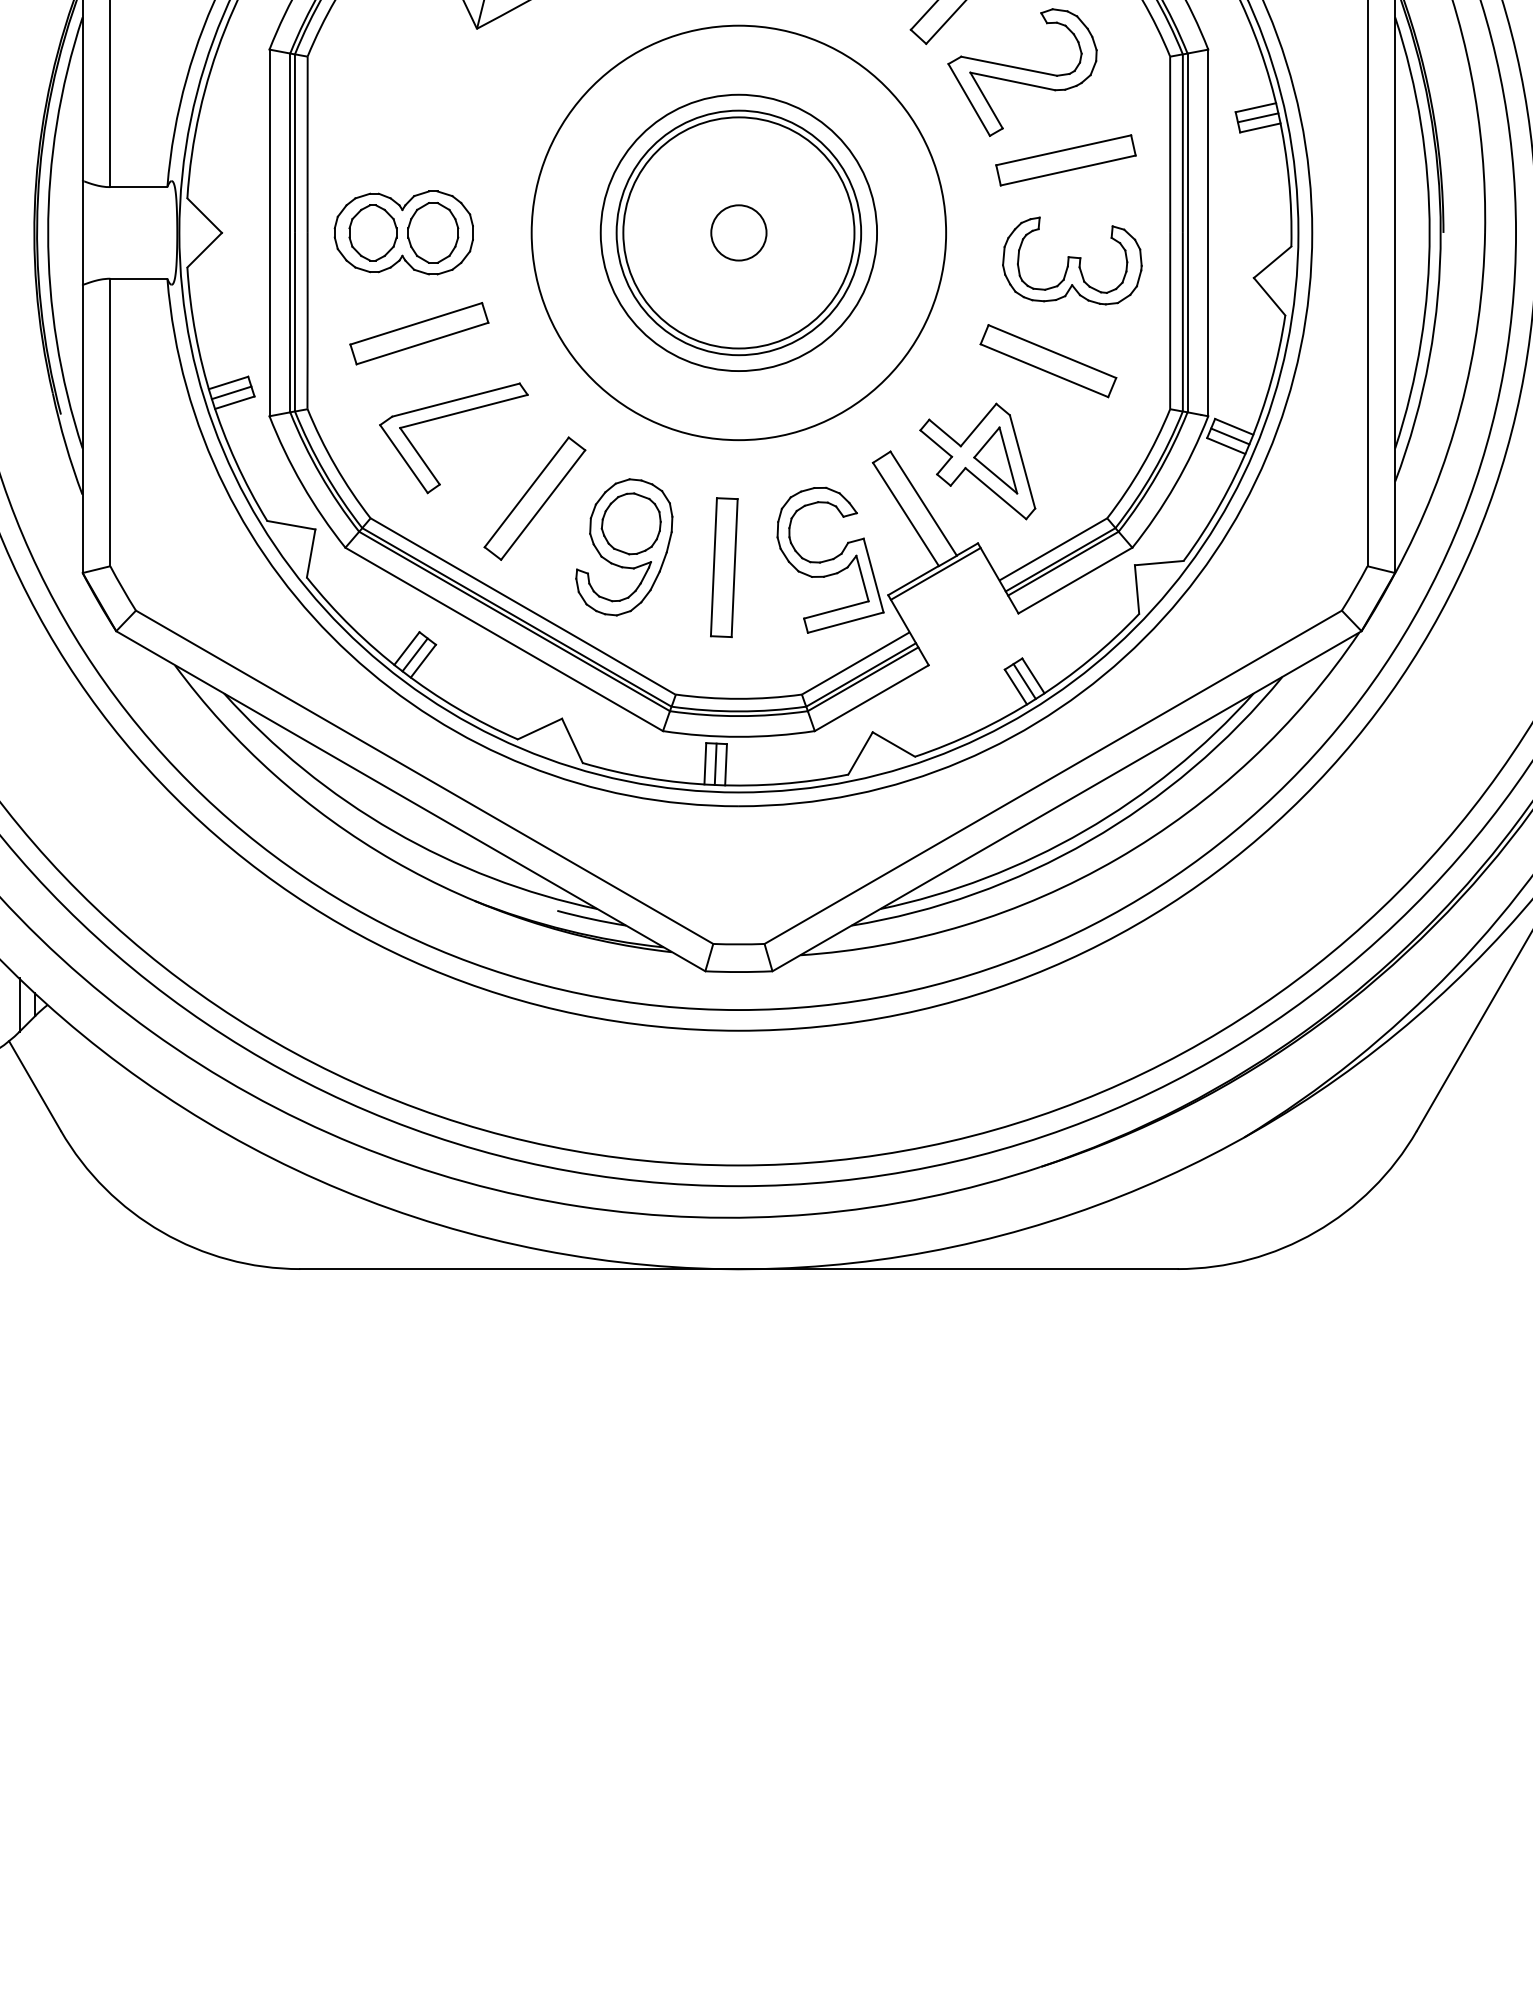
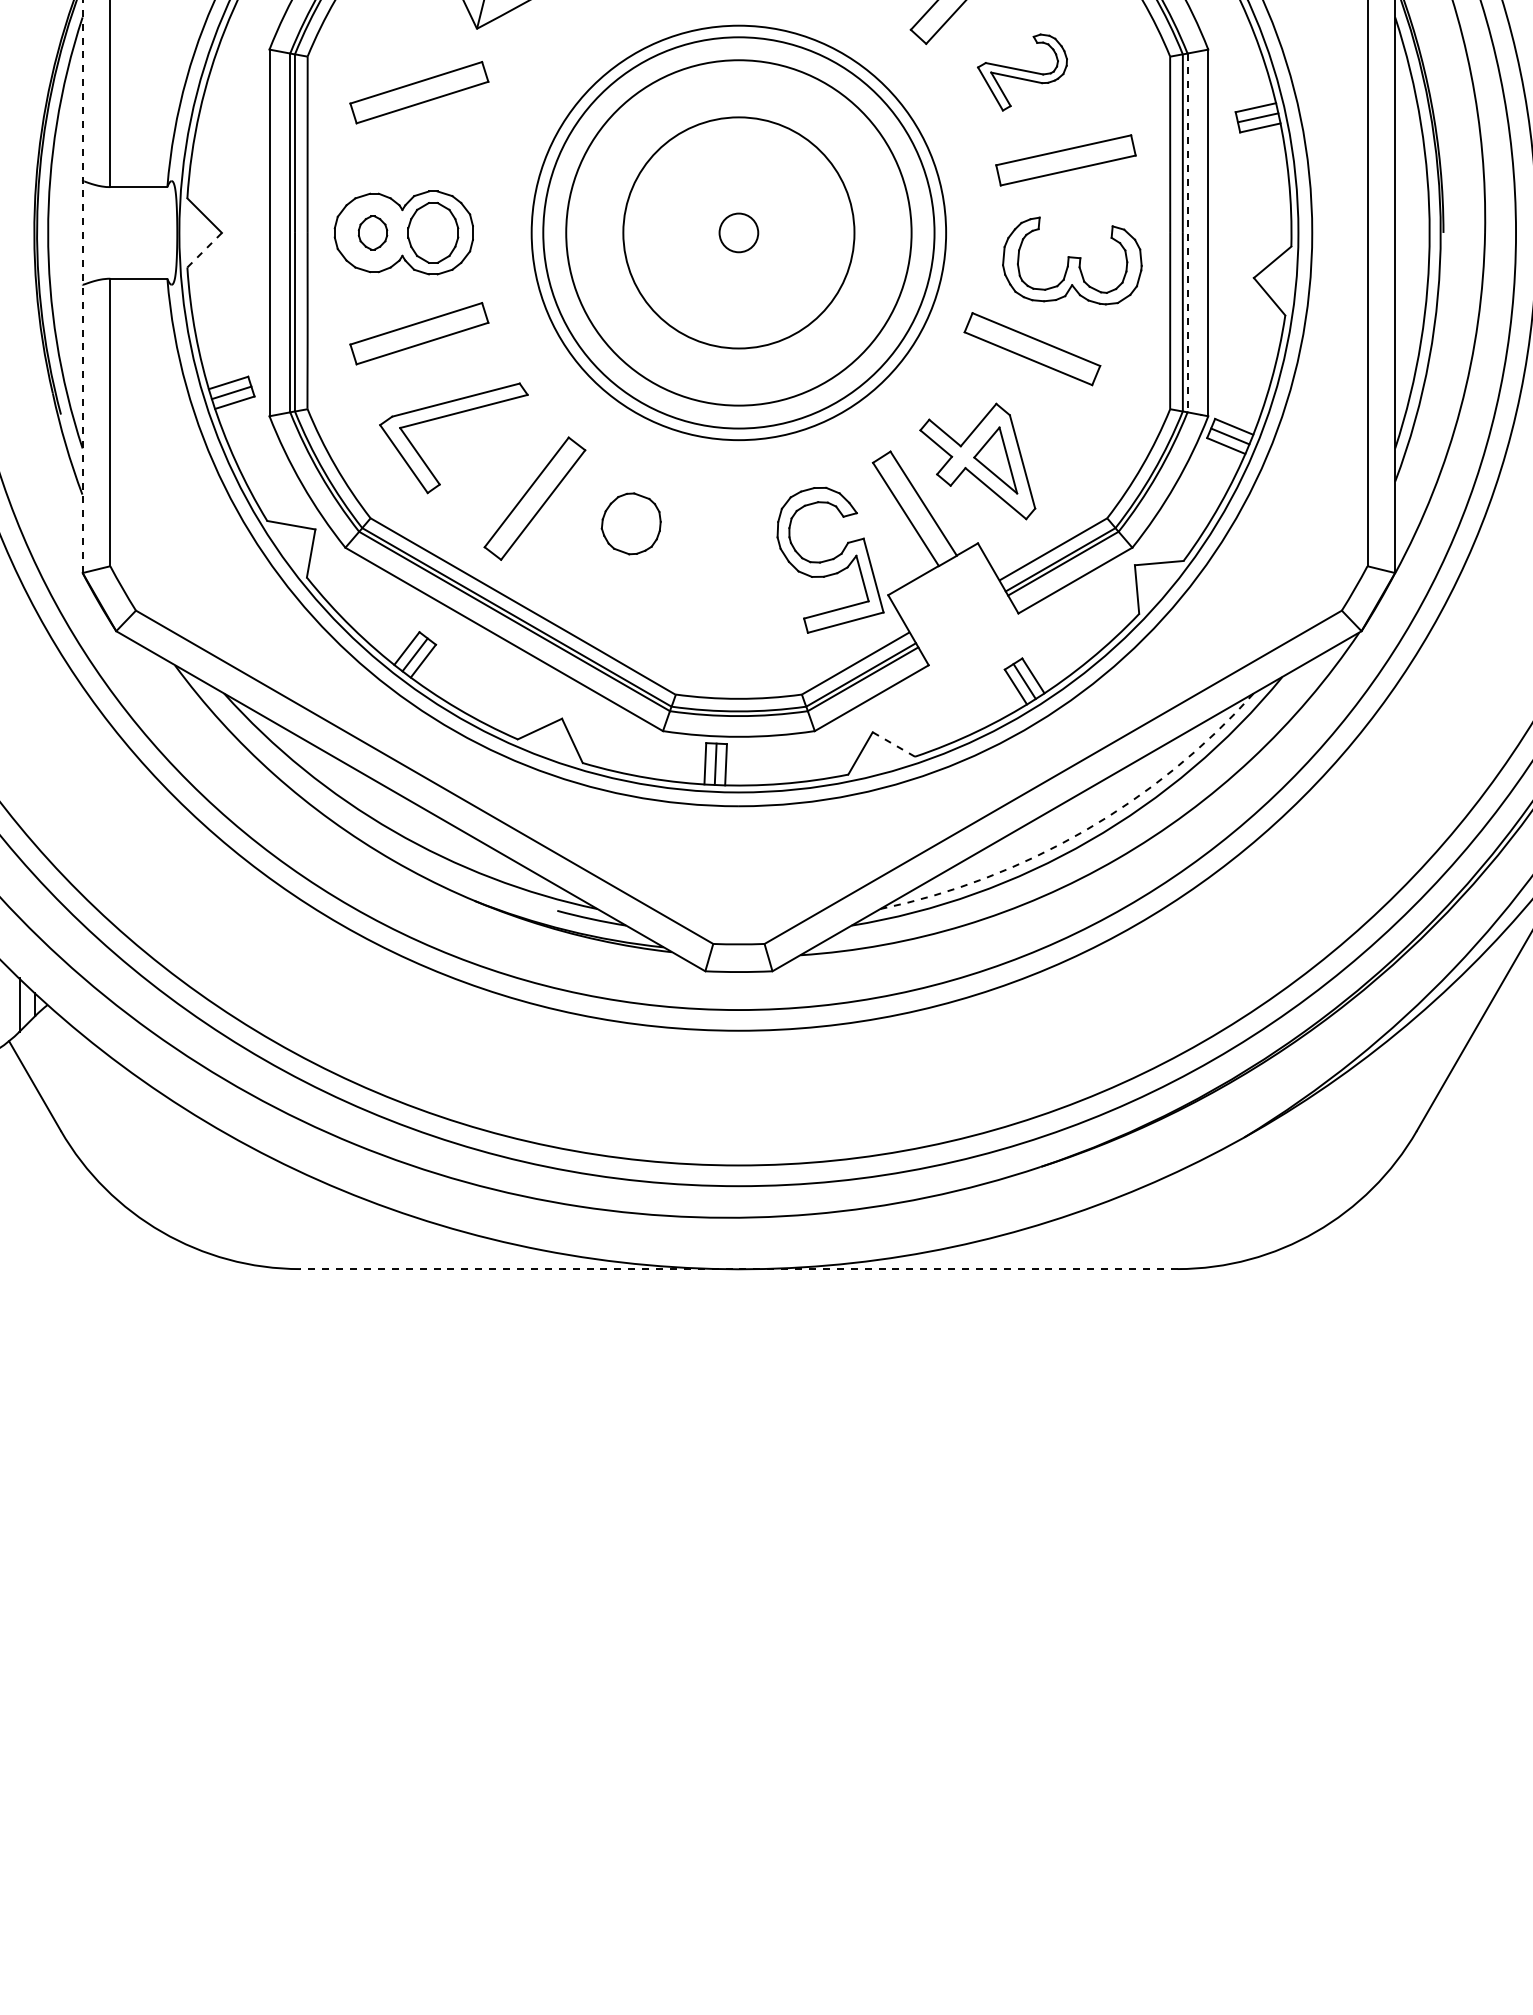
part size: 151x129 px -> 91x79 px (1022, 72)
part: none -> present (419, 92)
part size: 50x58 px -> 32x36 px (372, 232)
circle diameter: 245 px -> 391 px (738, 232)
circle diameter: 276 px -> 345 px (738, 232)
circle diameter: 55 px -> 39 px (738, 232)
line: solid -> dashed (1187, 233)
line: solid -> dashed (205, 249)
line: solid -> dashed (82, 286)
part position: (1048, 361) -> (1032, 349) (1032, 349)
part: present -> none (624, 547)
part: present -> none (724, 567)
line: present -> none (935, 573)
line: solid -> dashed (893, 744)
arc: solid -> dashed (1084, 831)
line: solid -> dashed (738, 1269)
